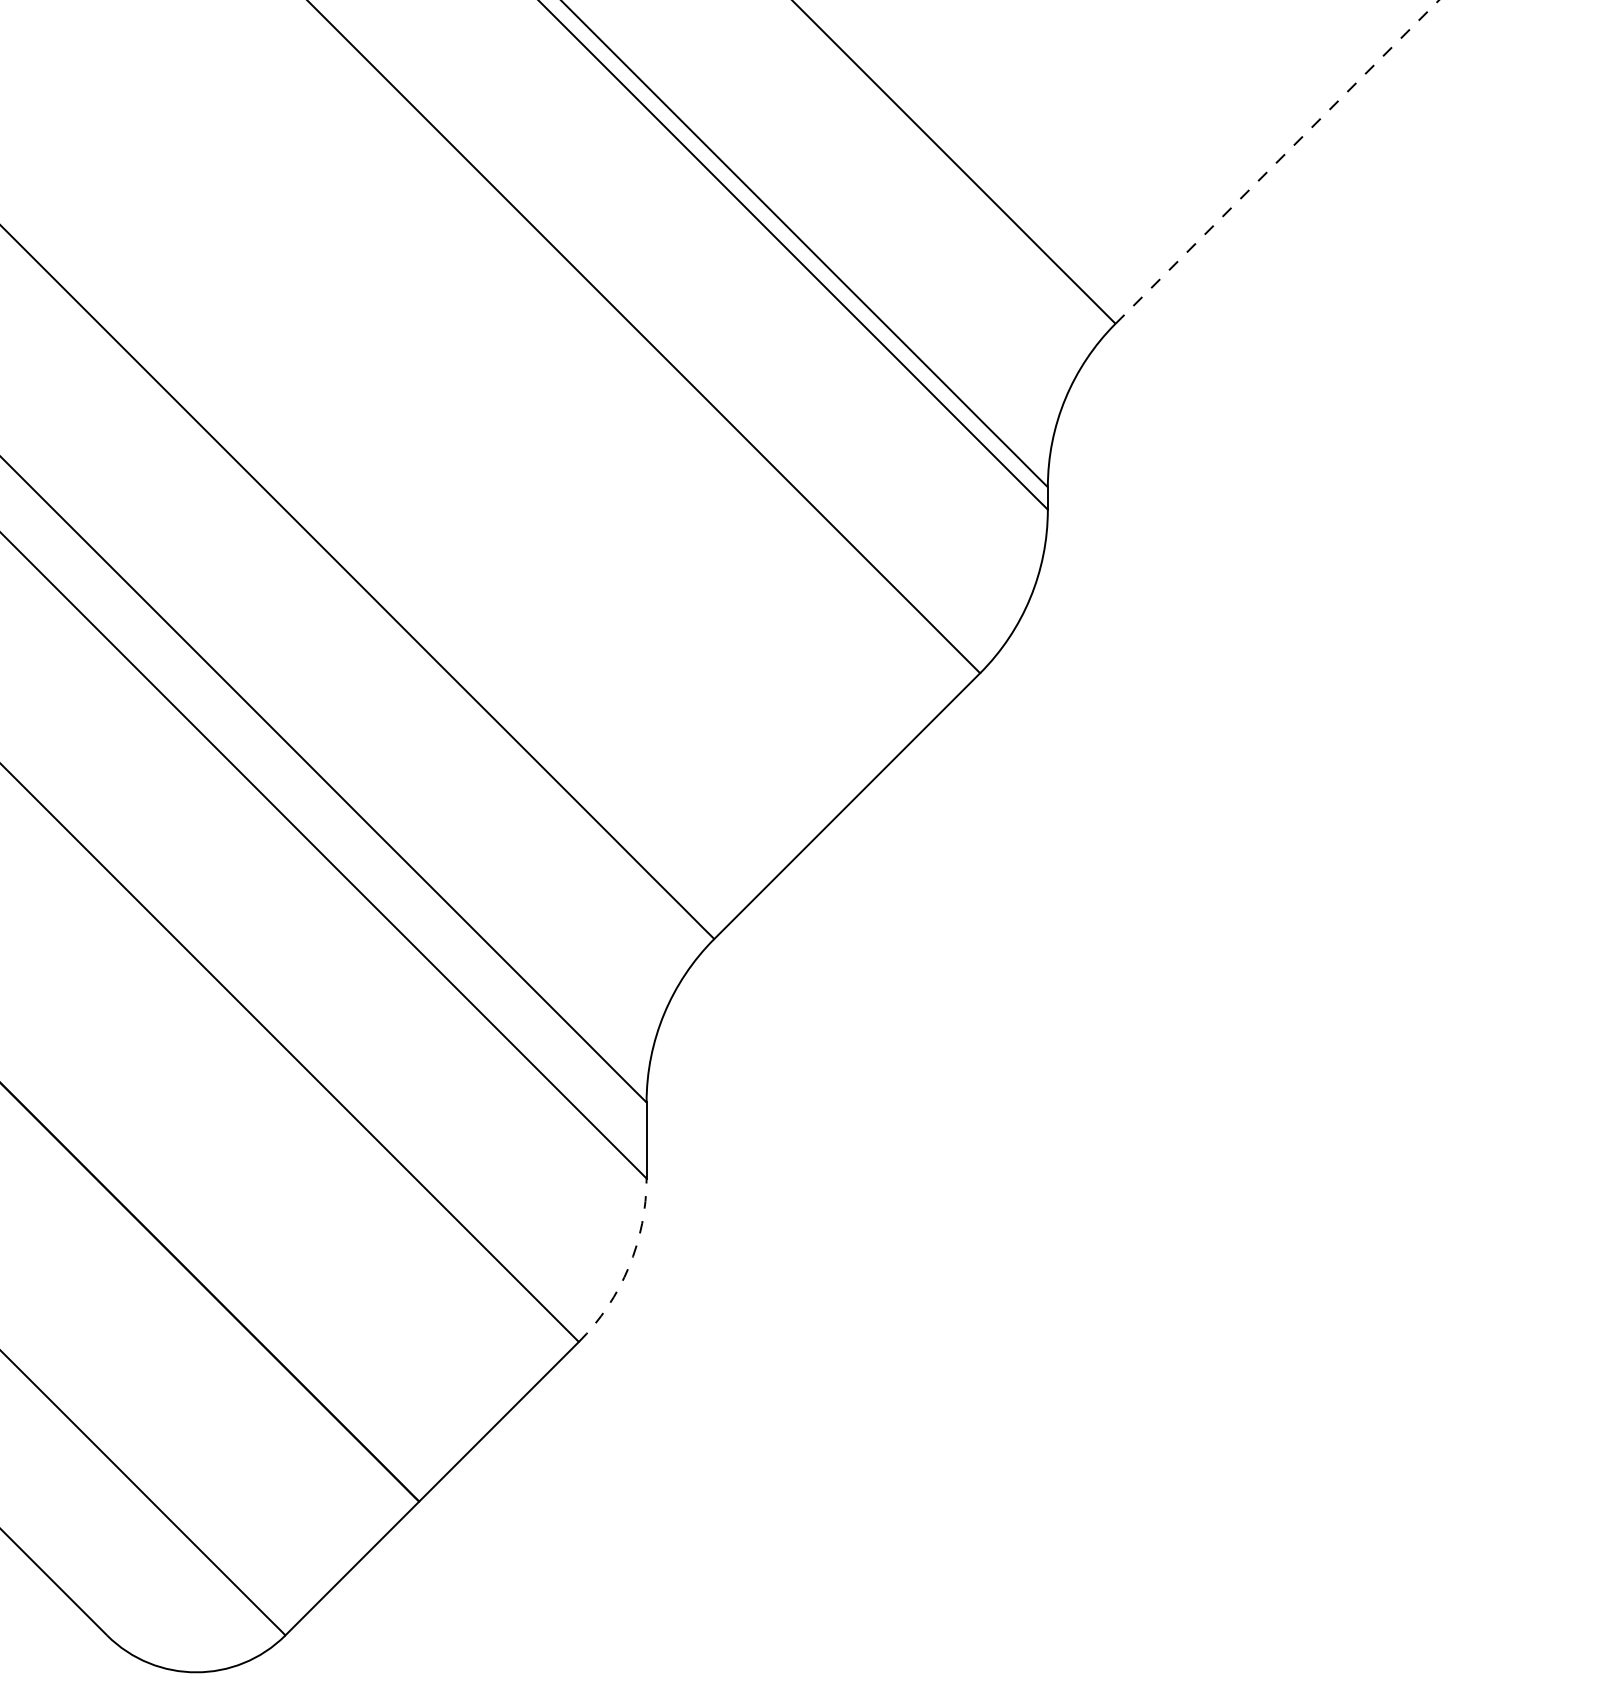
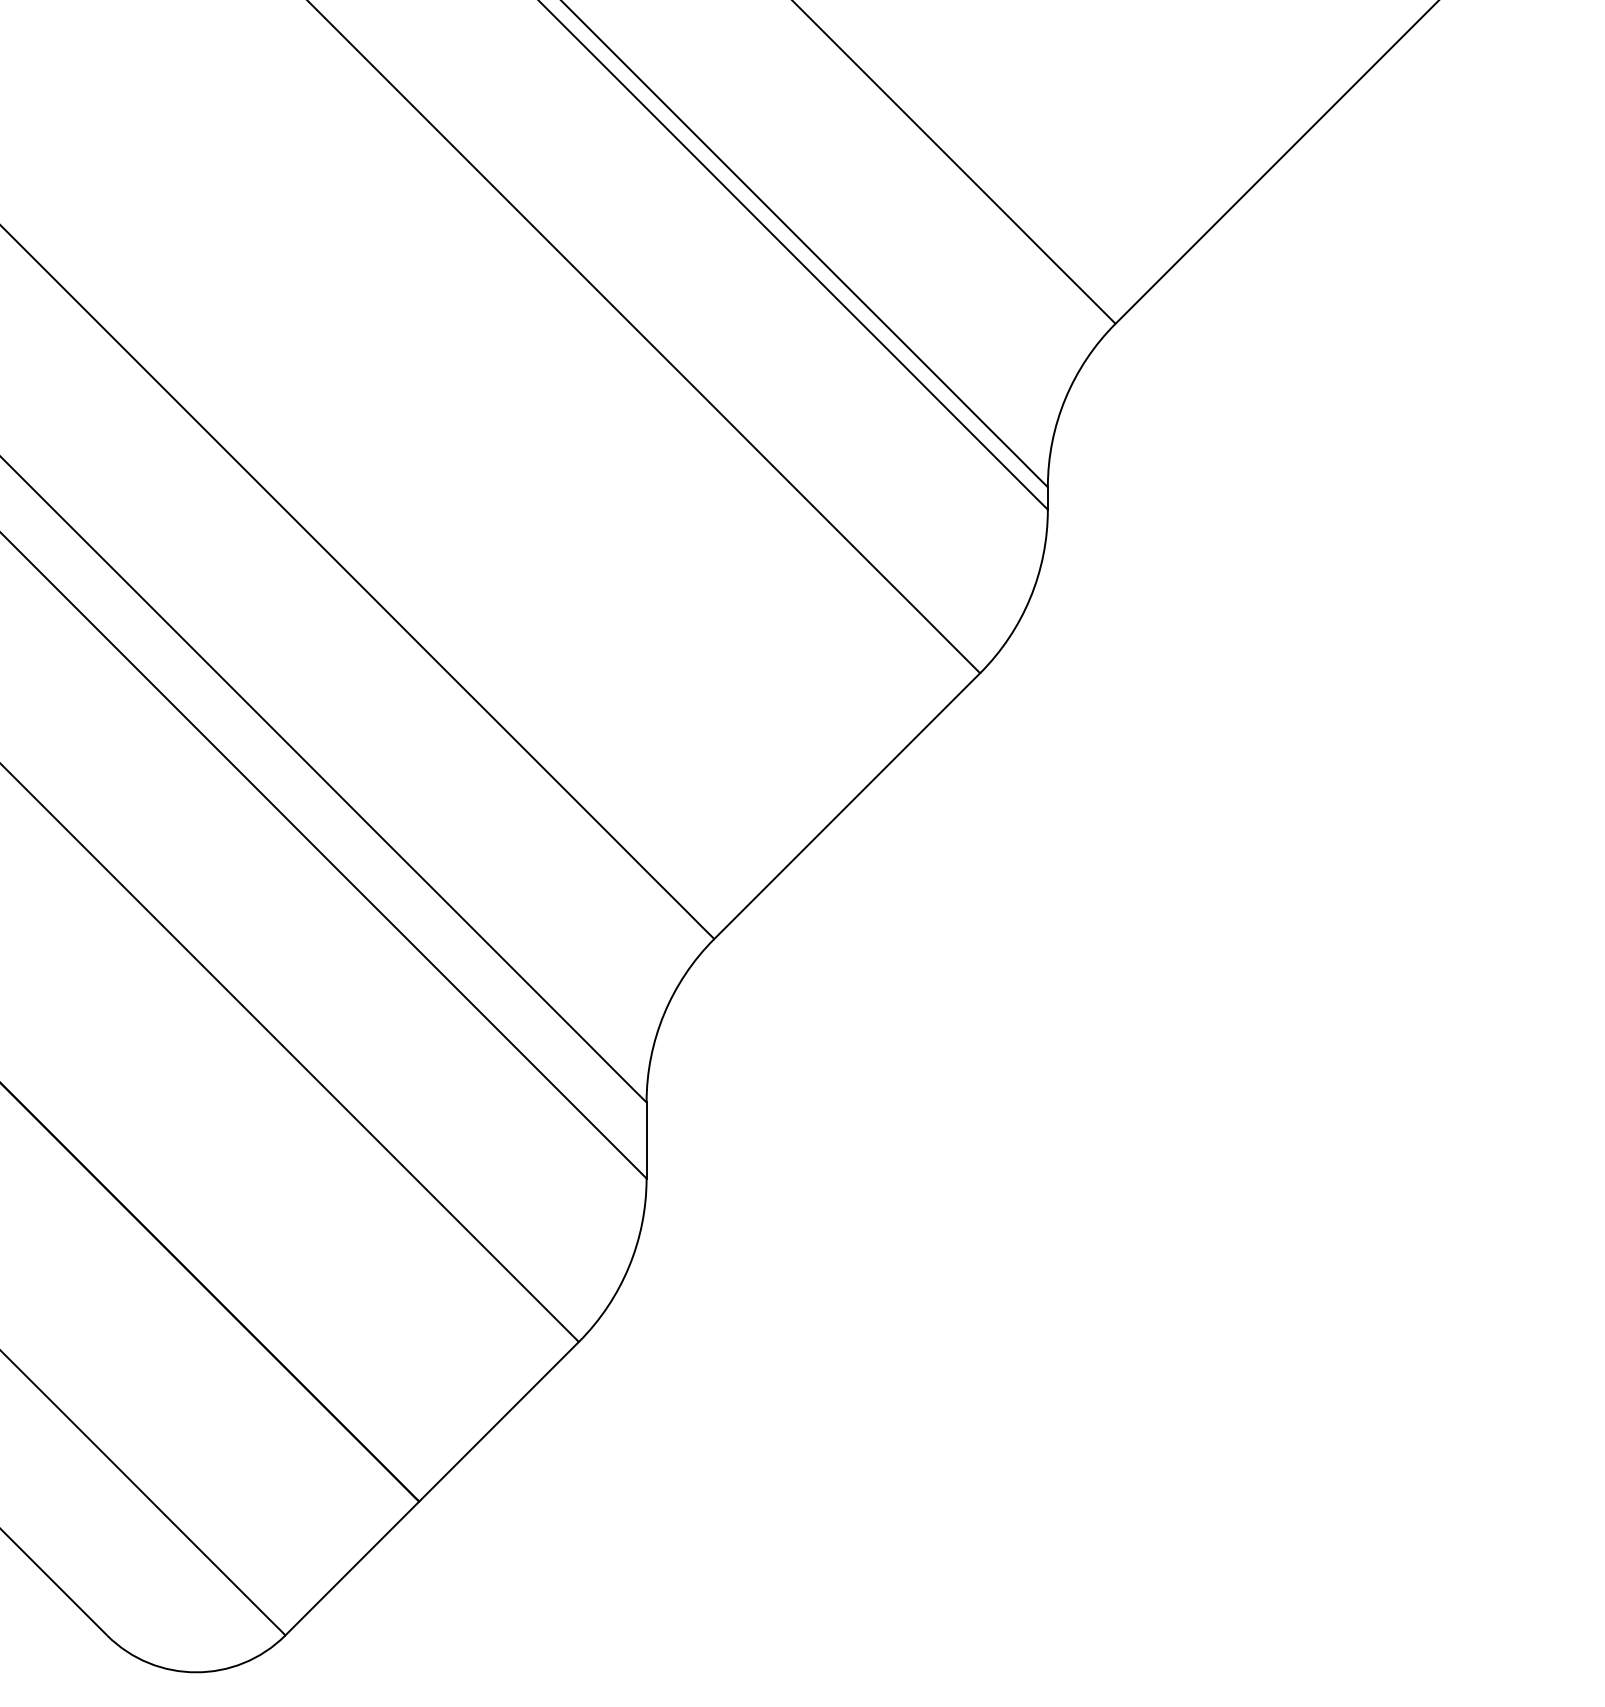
line: dashed -> solid (1277, 161)
arc: dashed -> solid (629, 1266)
